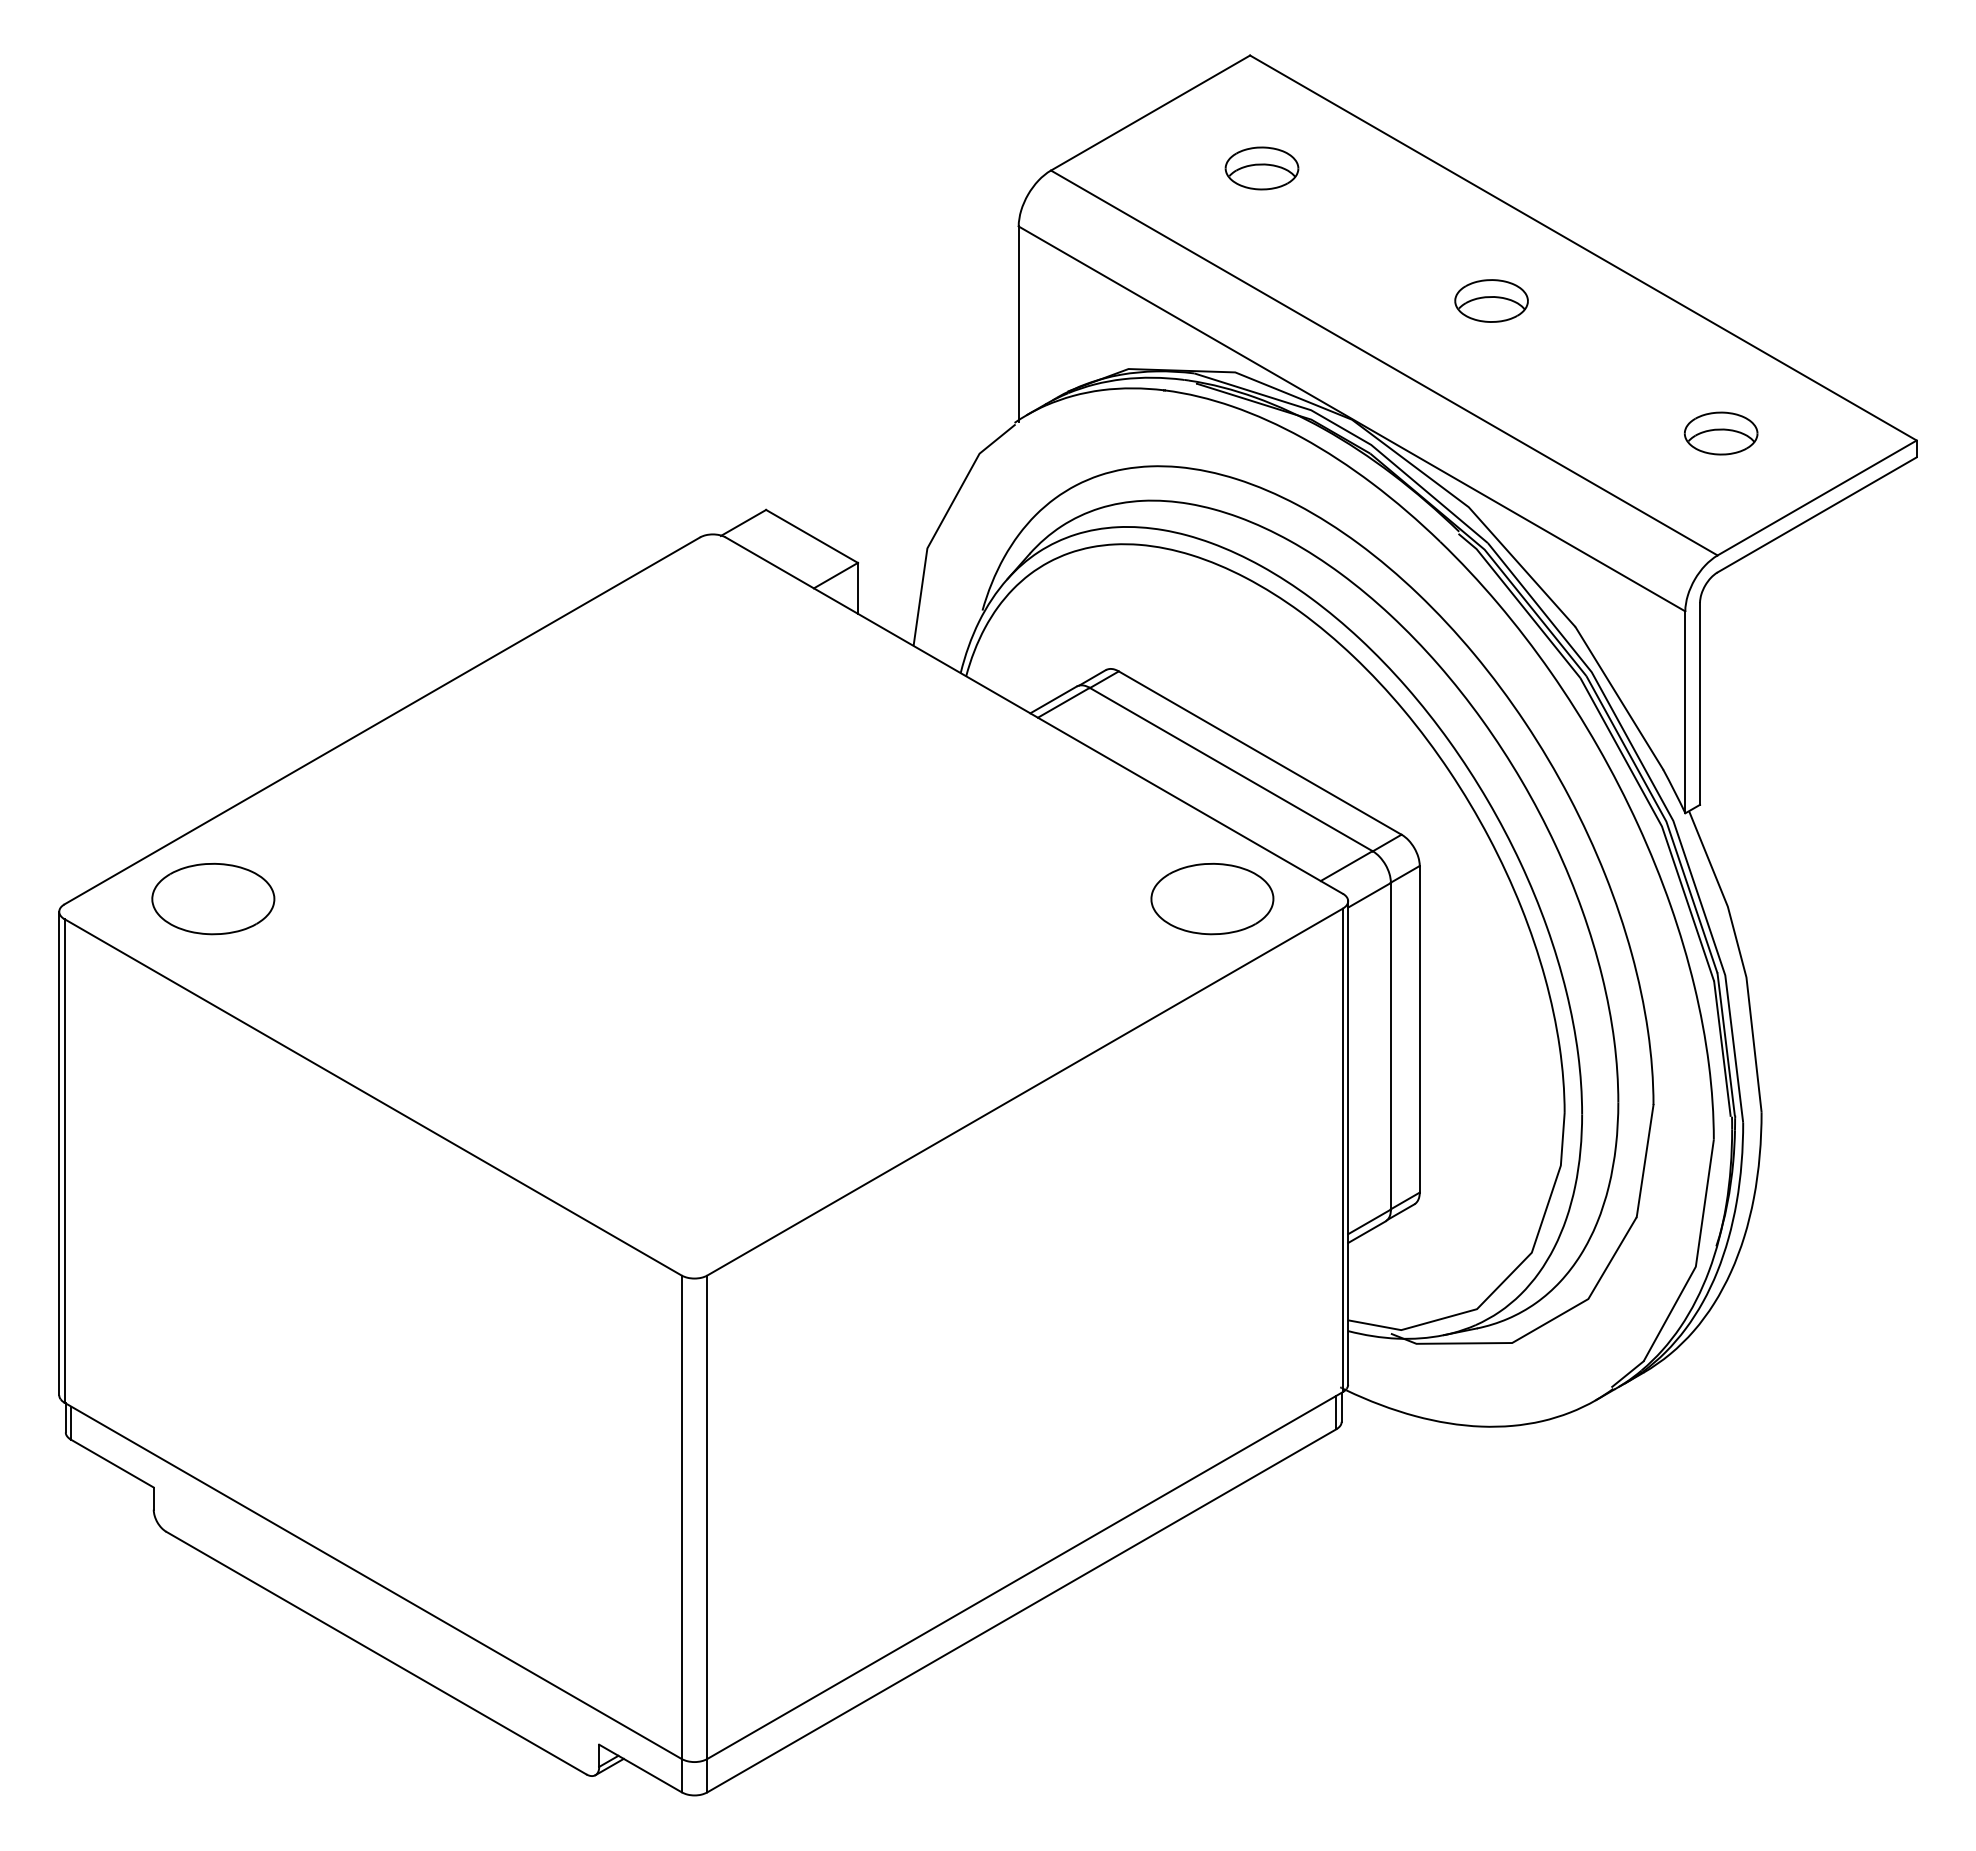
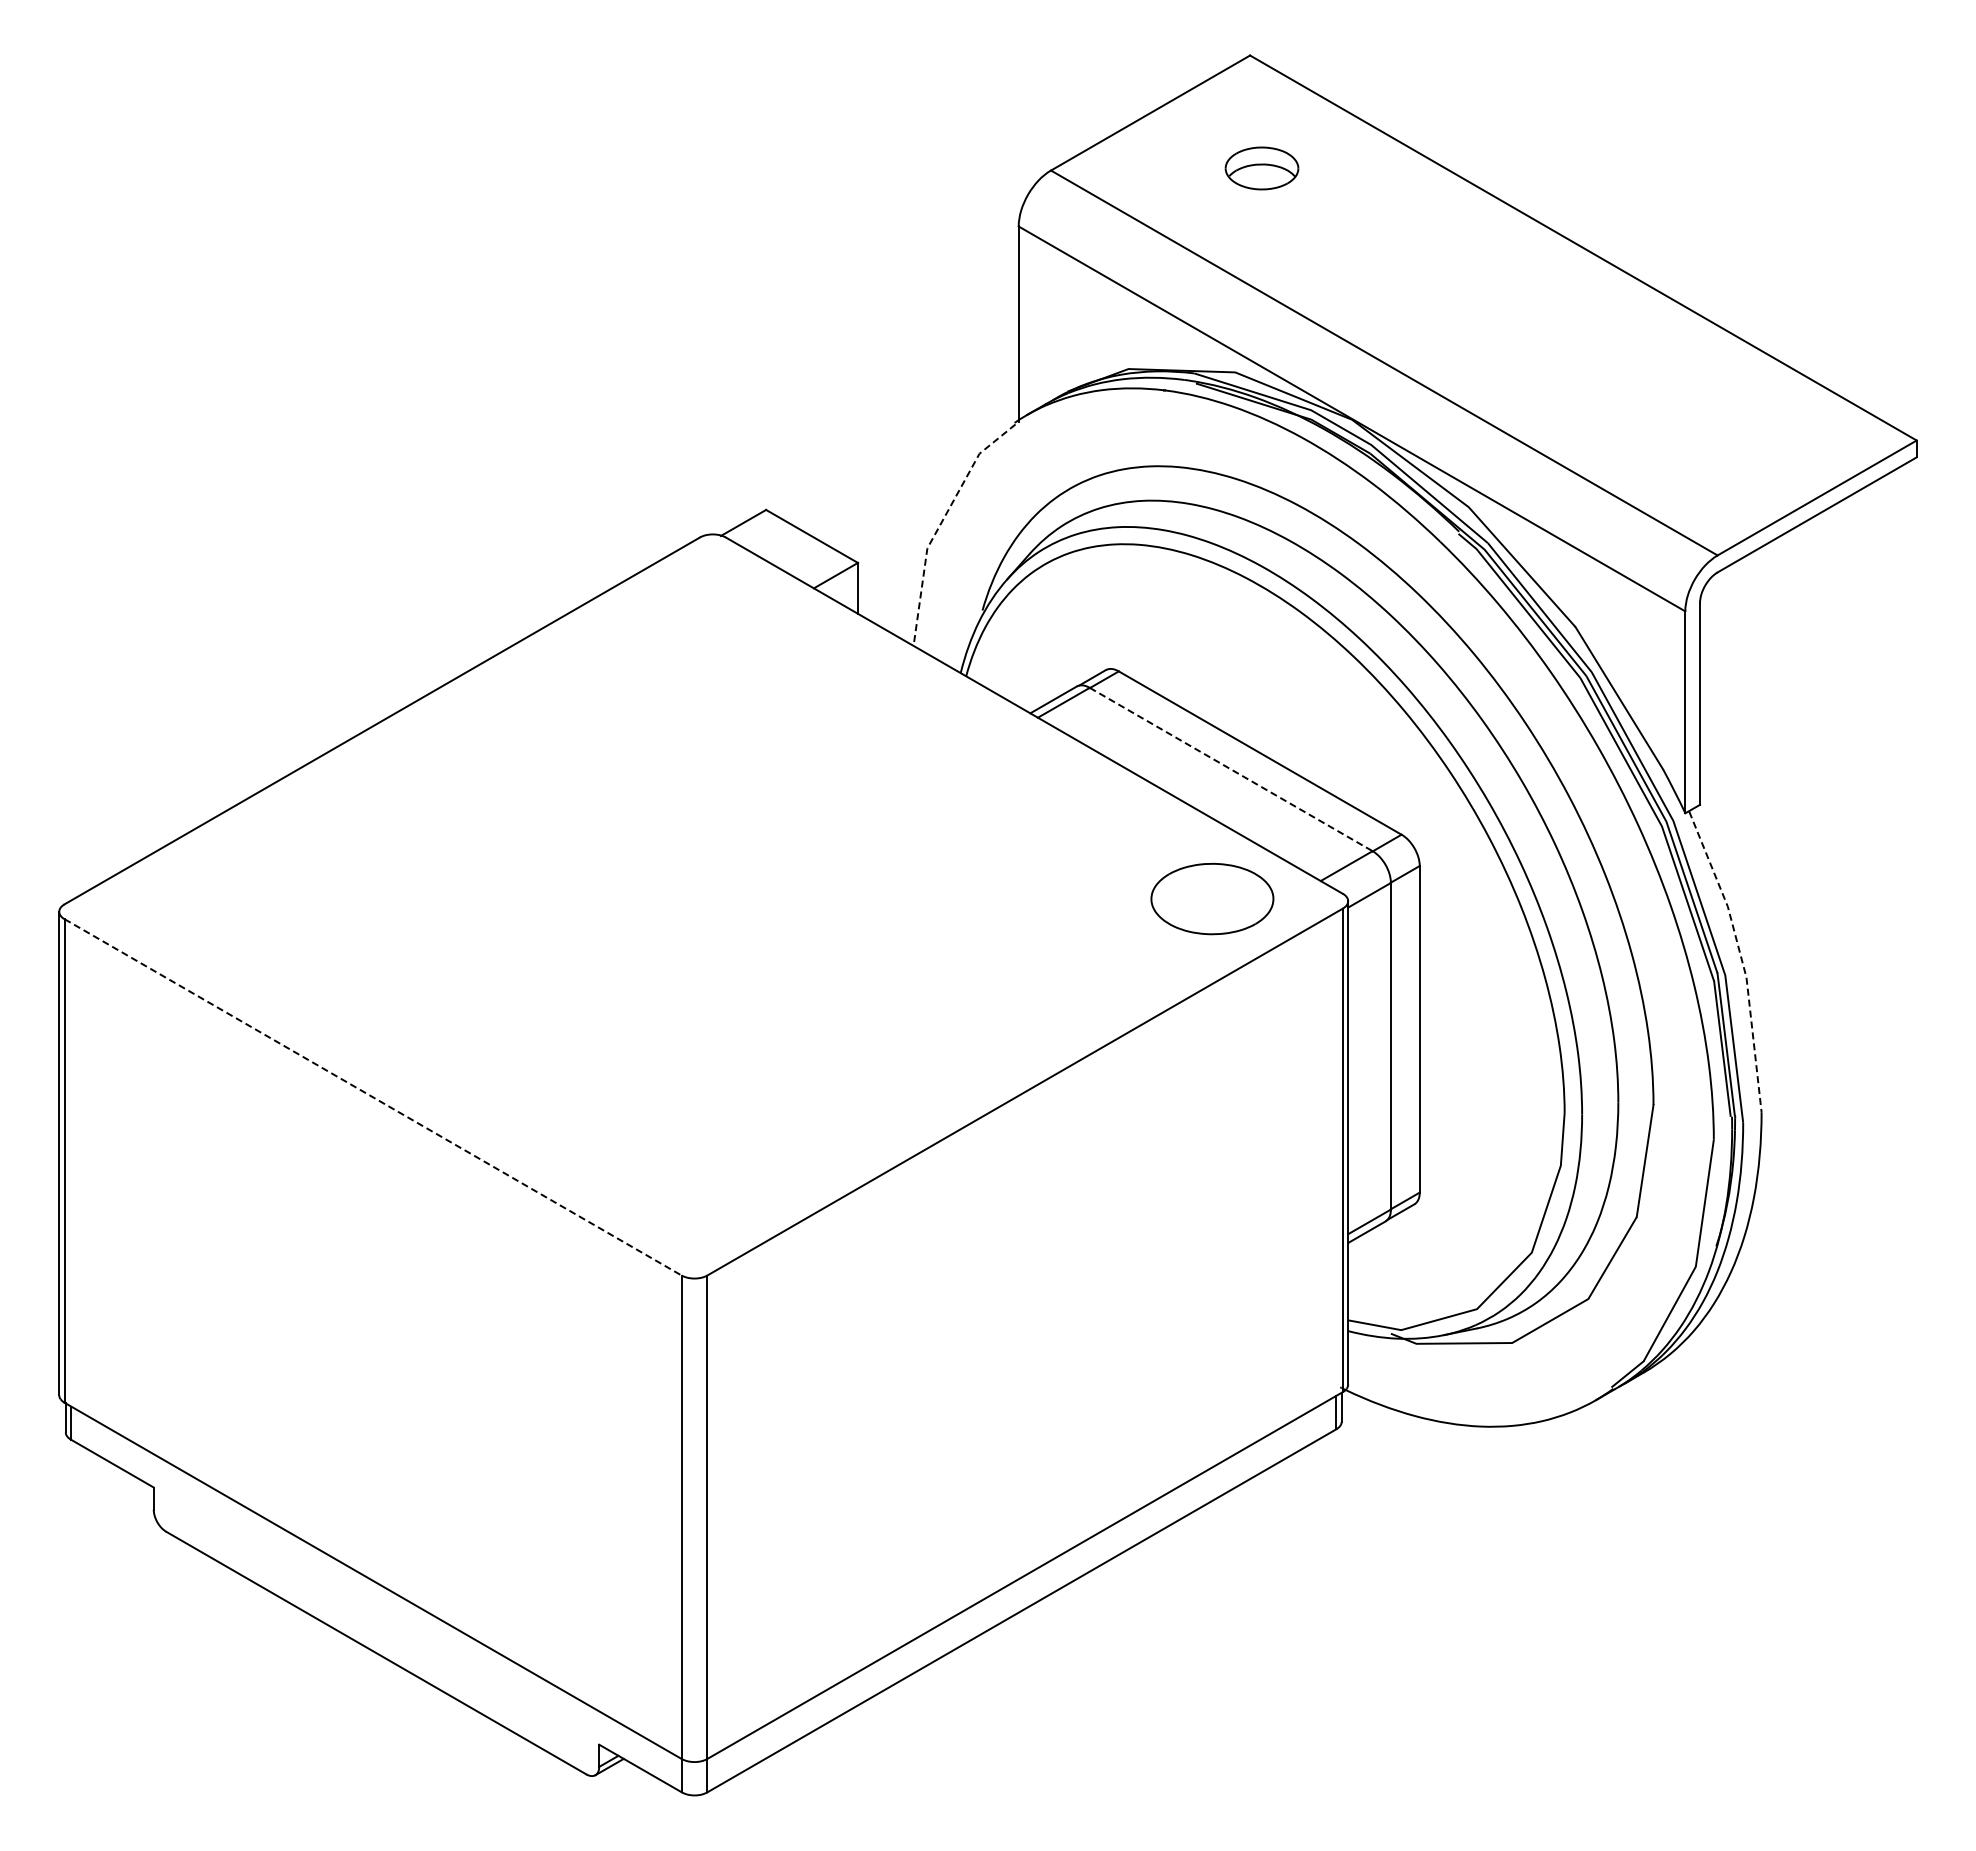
part: present -> none (1491, 300)
part: present -> none (1720, 433)
line: solid -> dashed (940, 524)
line: solid -> dashed (1231, 769)
part: present -> none (213, 898)
line: solid -> dashed (1741, 958)
line: solid -> dashed (373, 1097)
